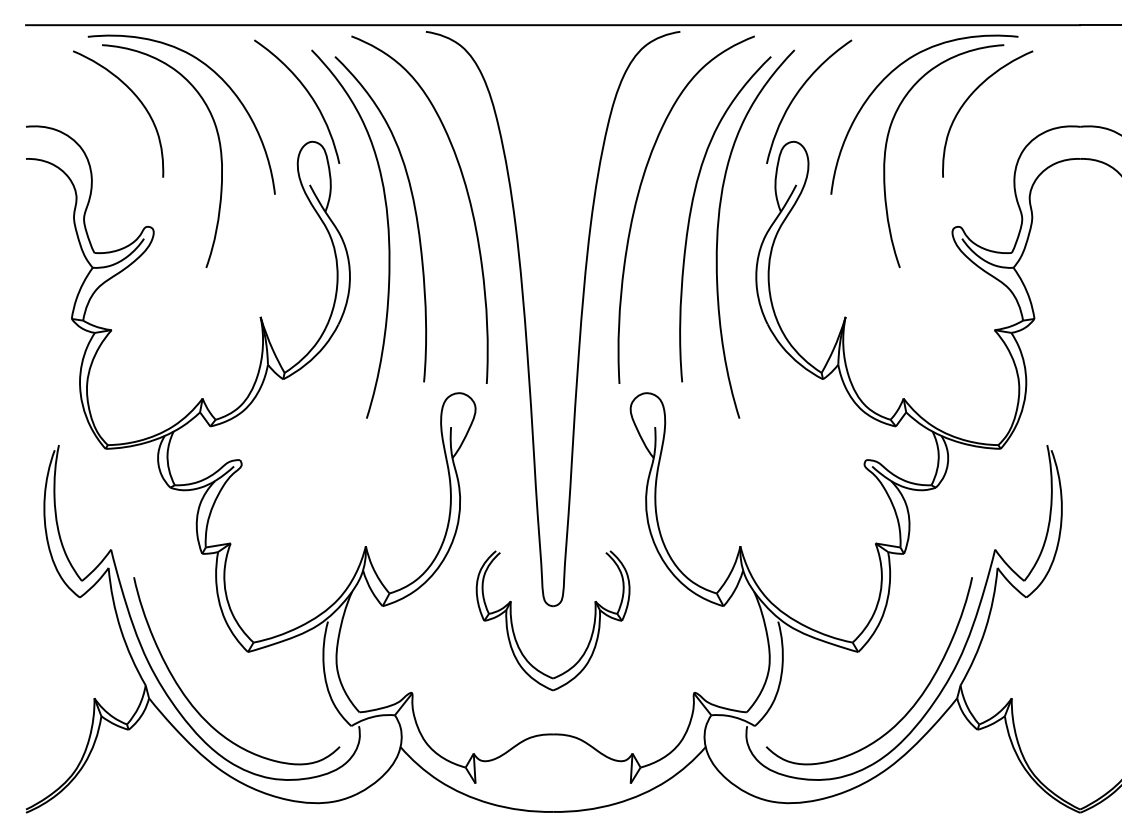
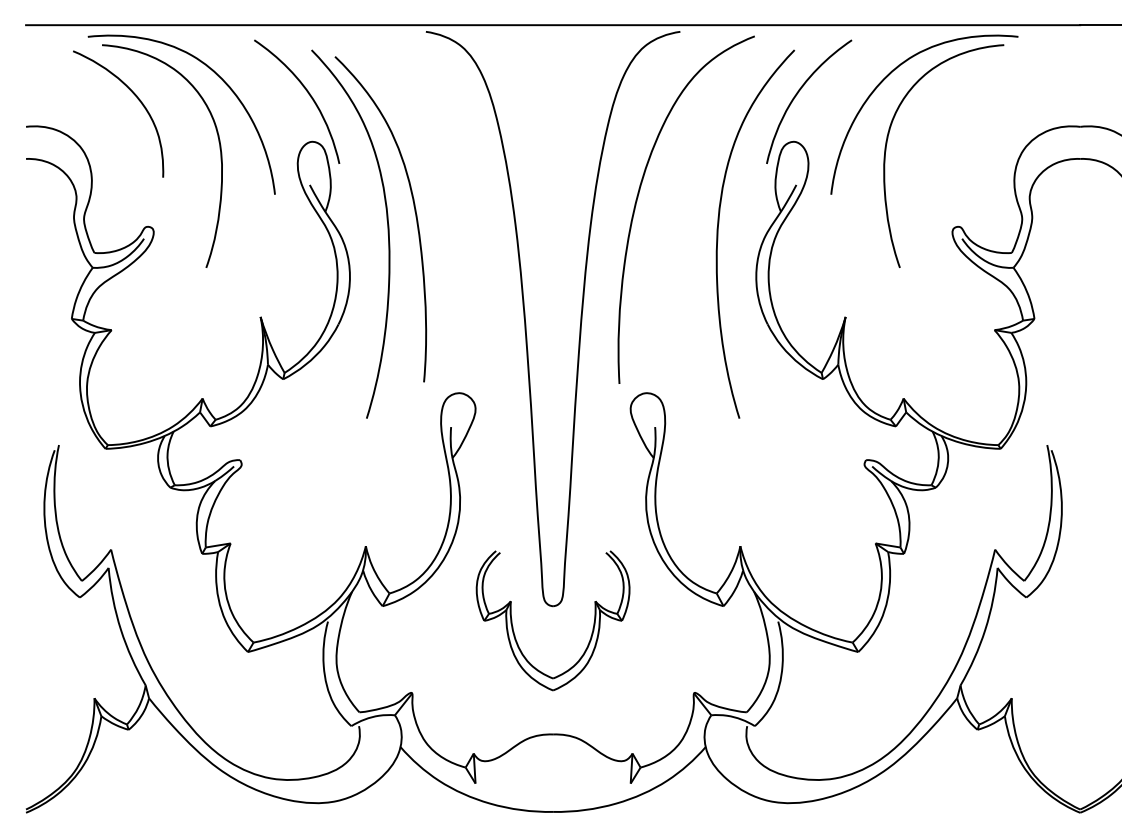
curve: present -> none (969, 98)
curve: present -> none (467, 196)
curve: present -> none (691, 213)
curve: present -> none (912, 705)
curve: present -> none (195, 707)
